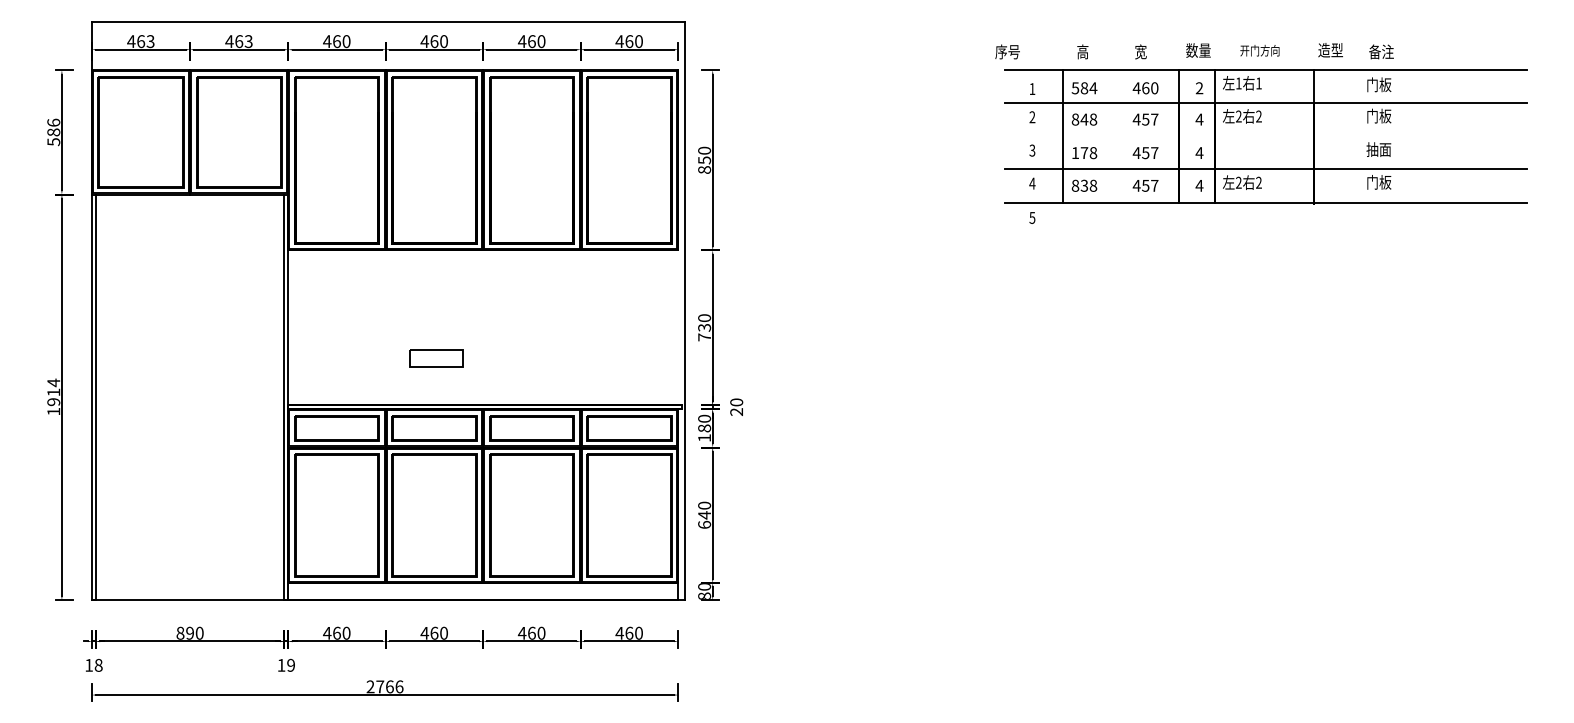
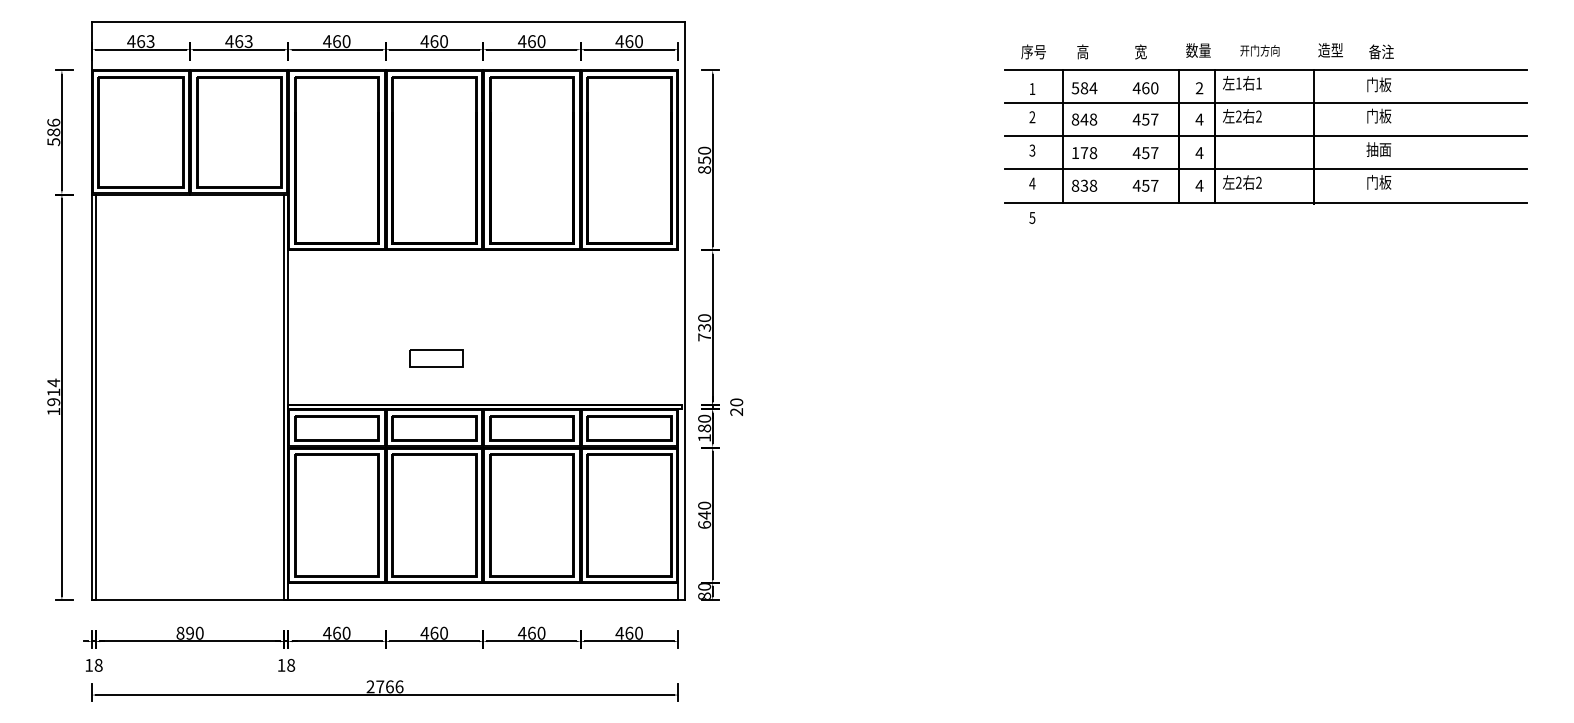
text position: (1007, 51) -> (1033, 51) (1033, 51)
line: none -> present (1265, 136)
text: 19 -> 18 (291, 665)
